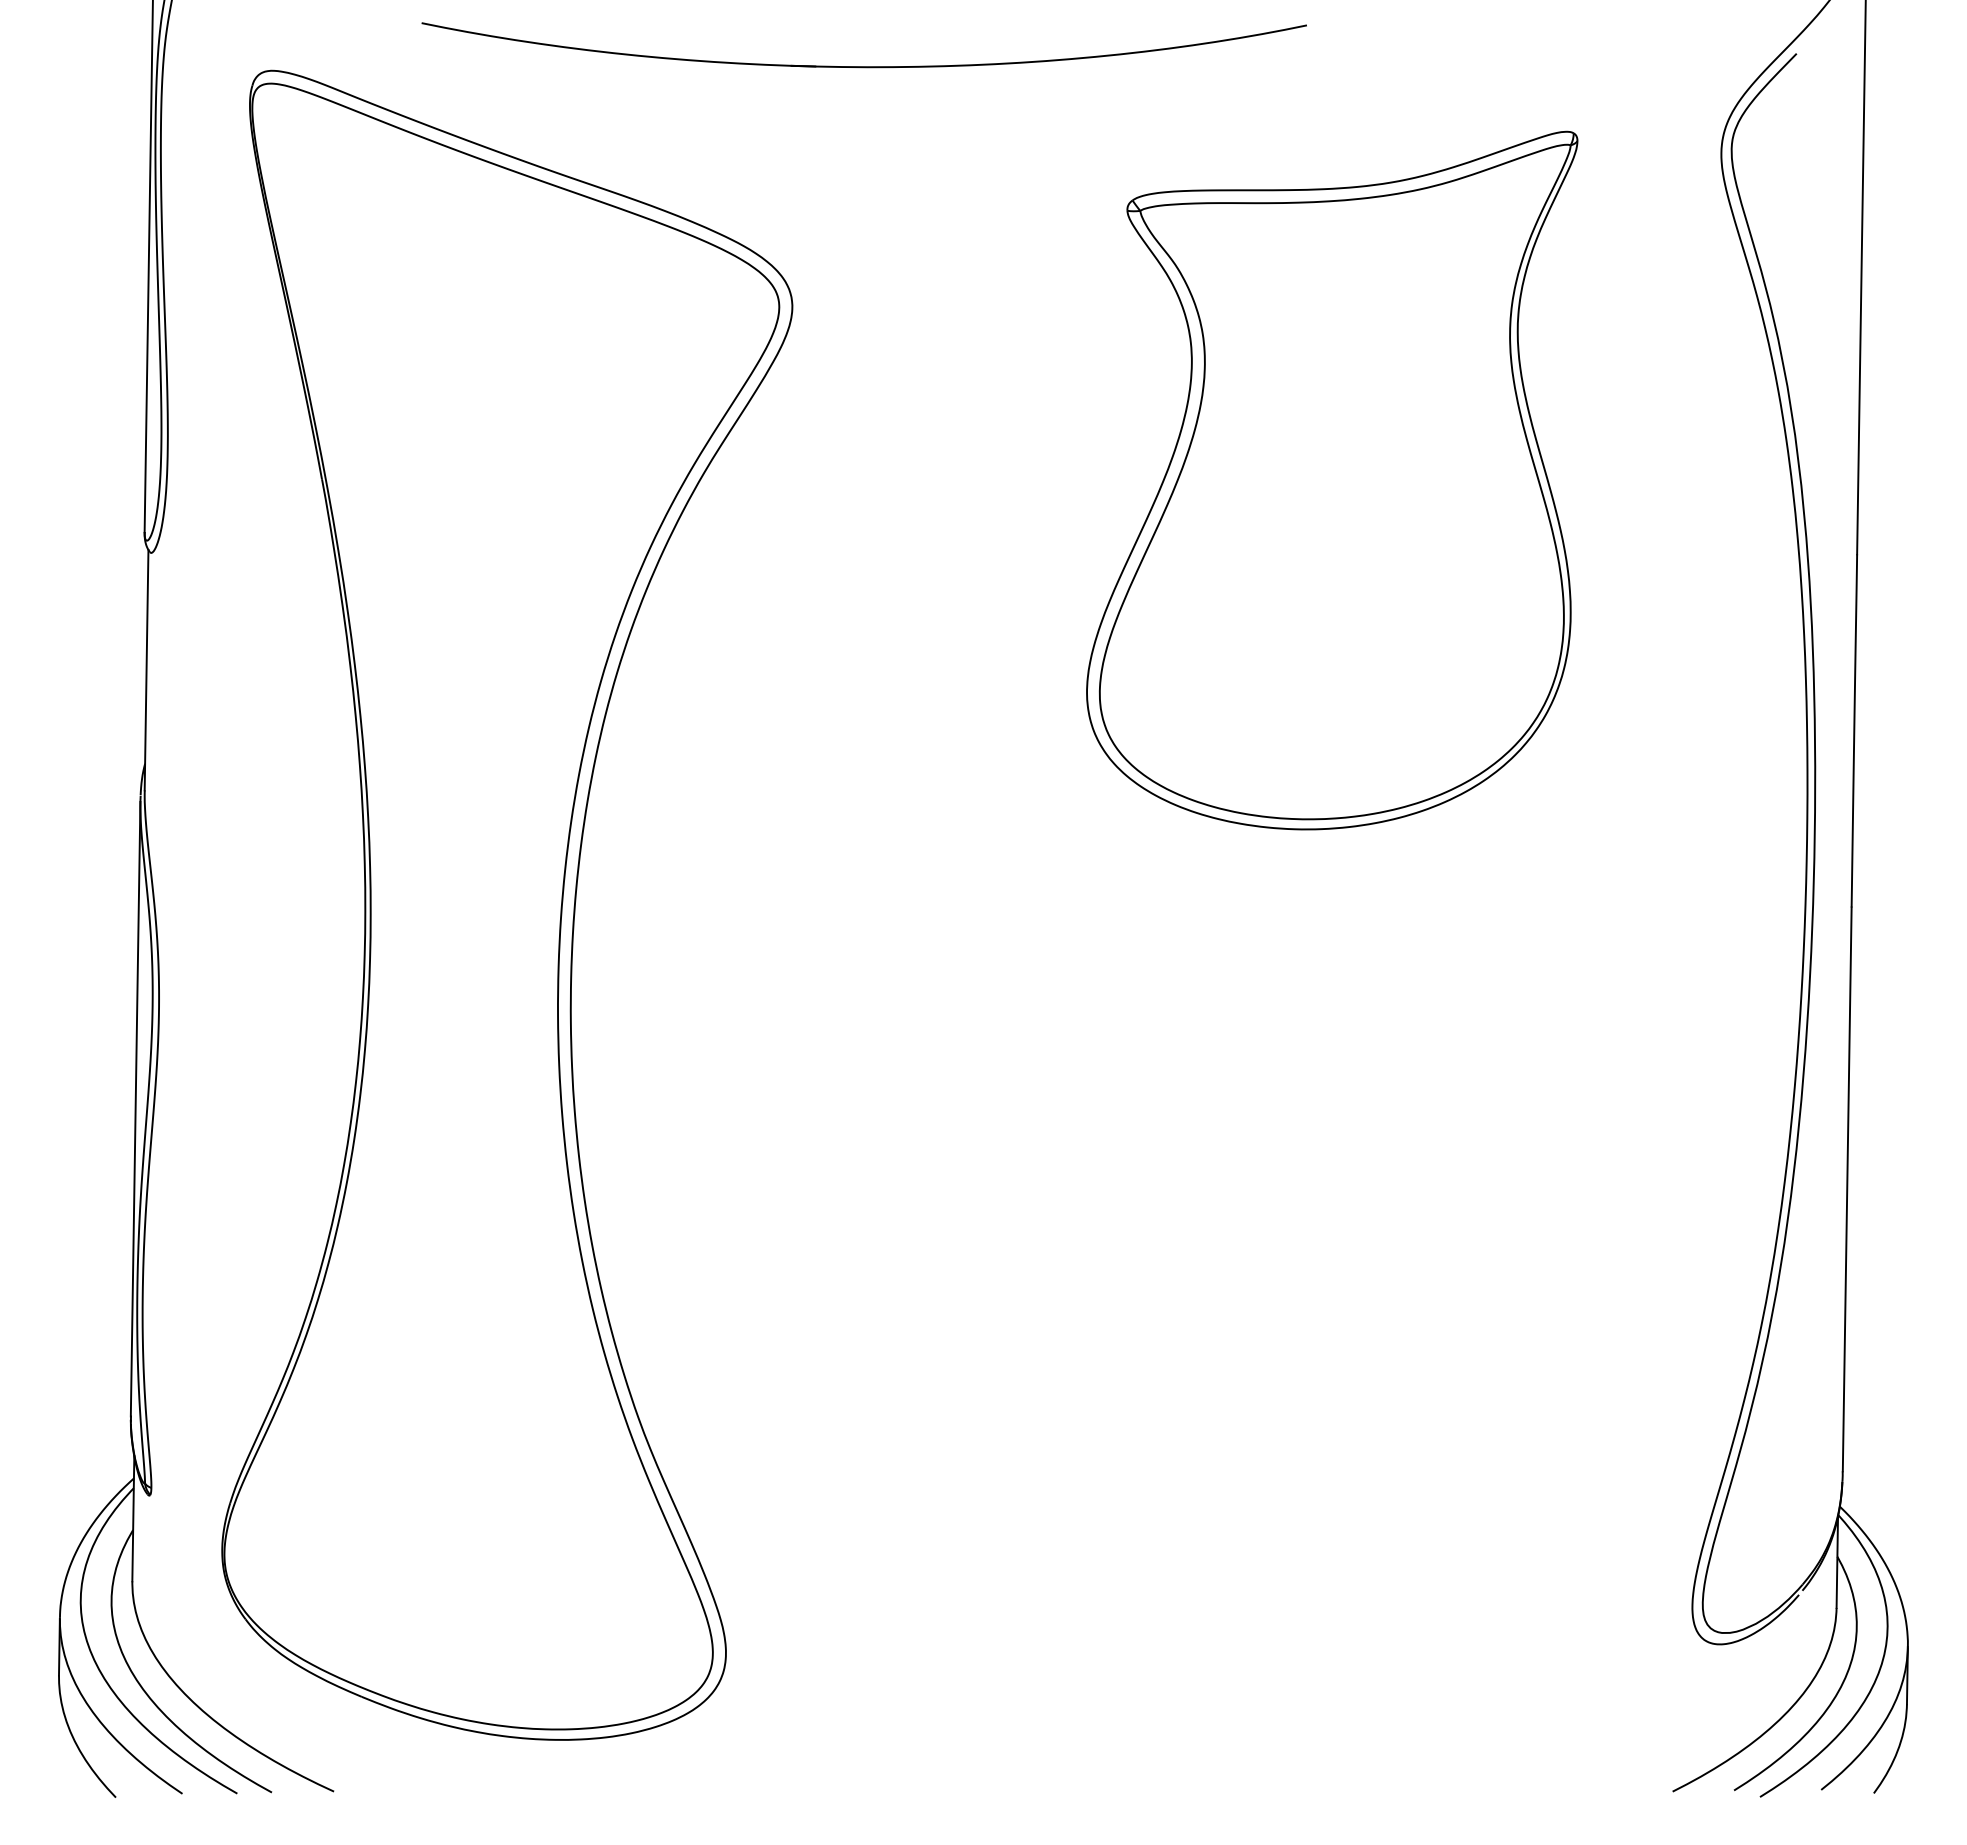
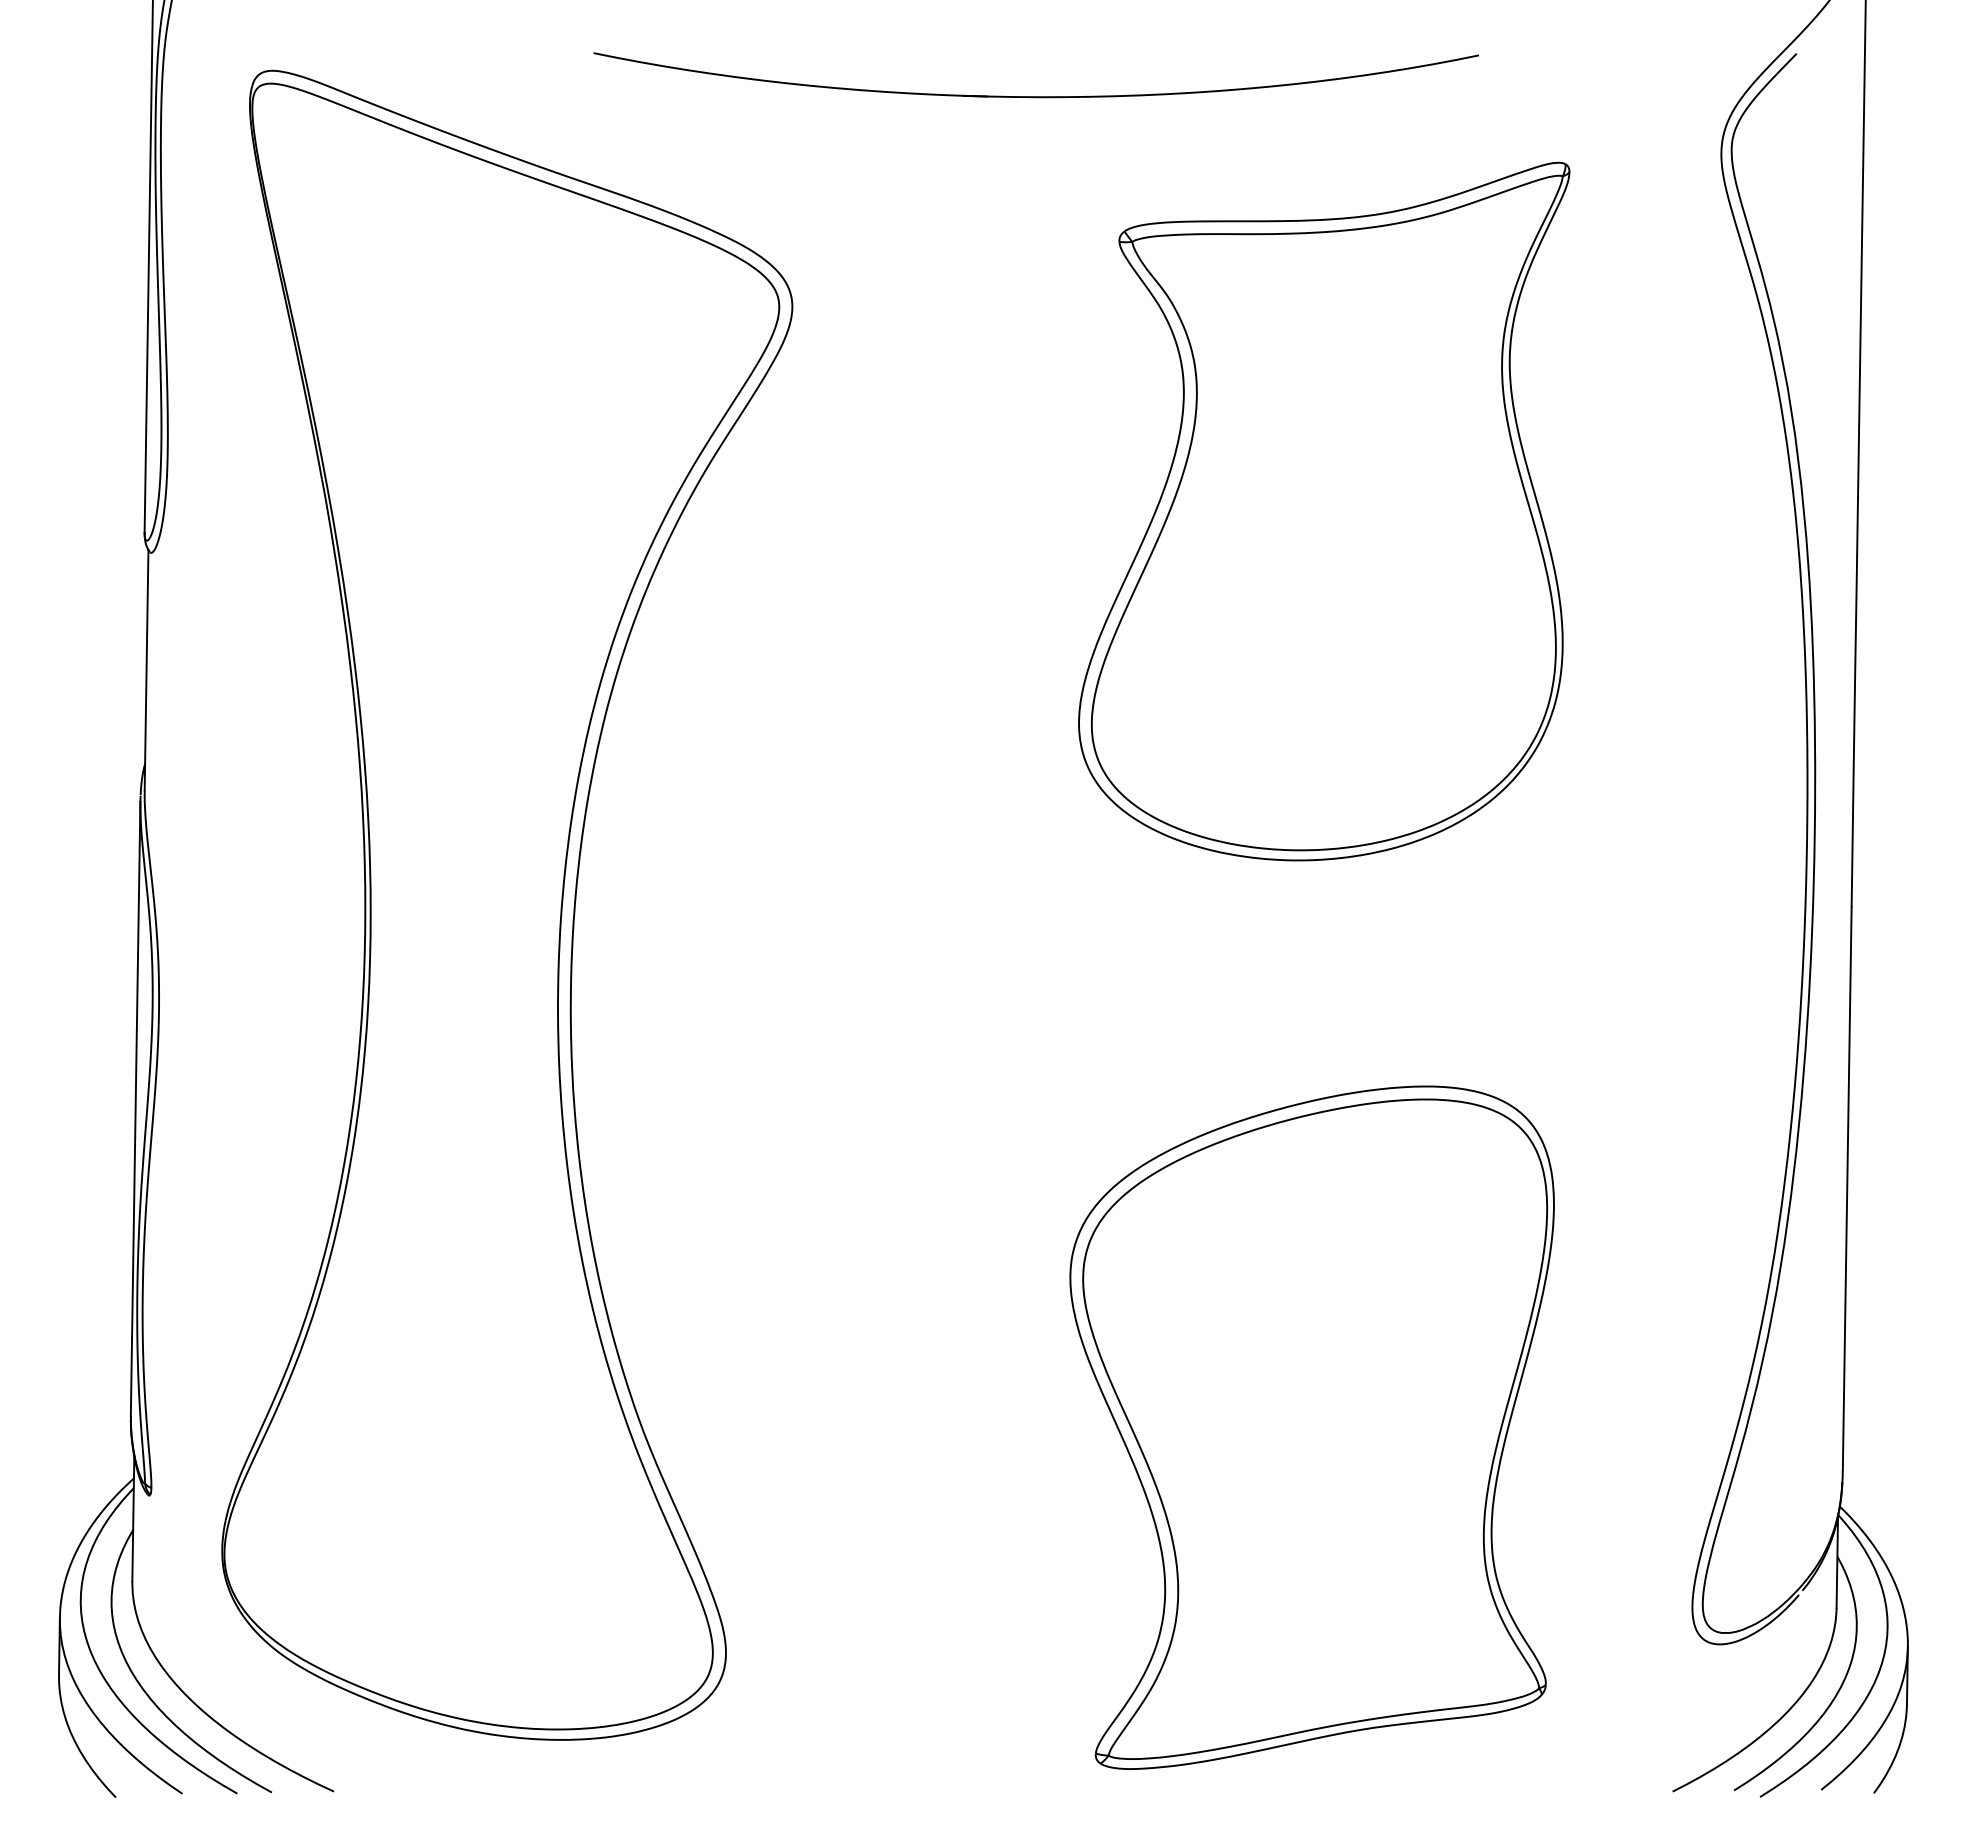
part position: (863, 66) -> (1035, 96) (1035, 96)
part position: (1332, 480) -> (1324, 511) (1324, 511)
part: none -> present (1311, 1427)
